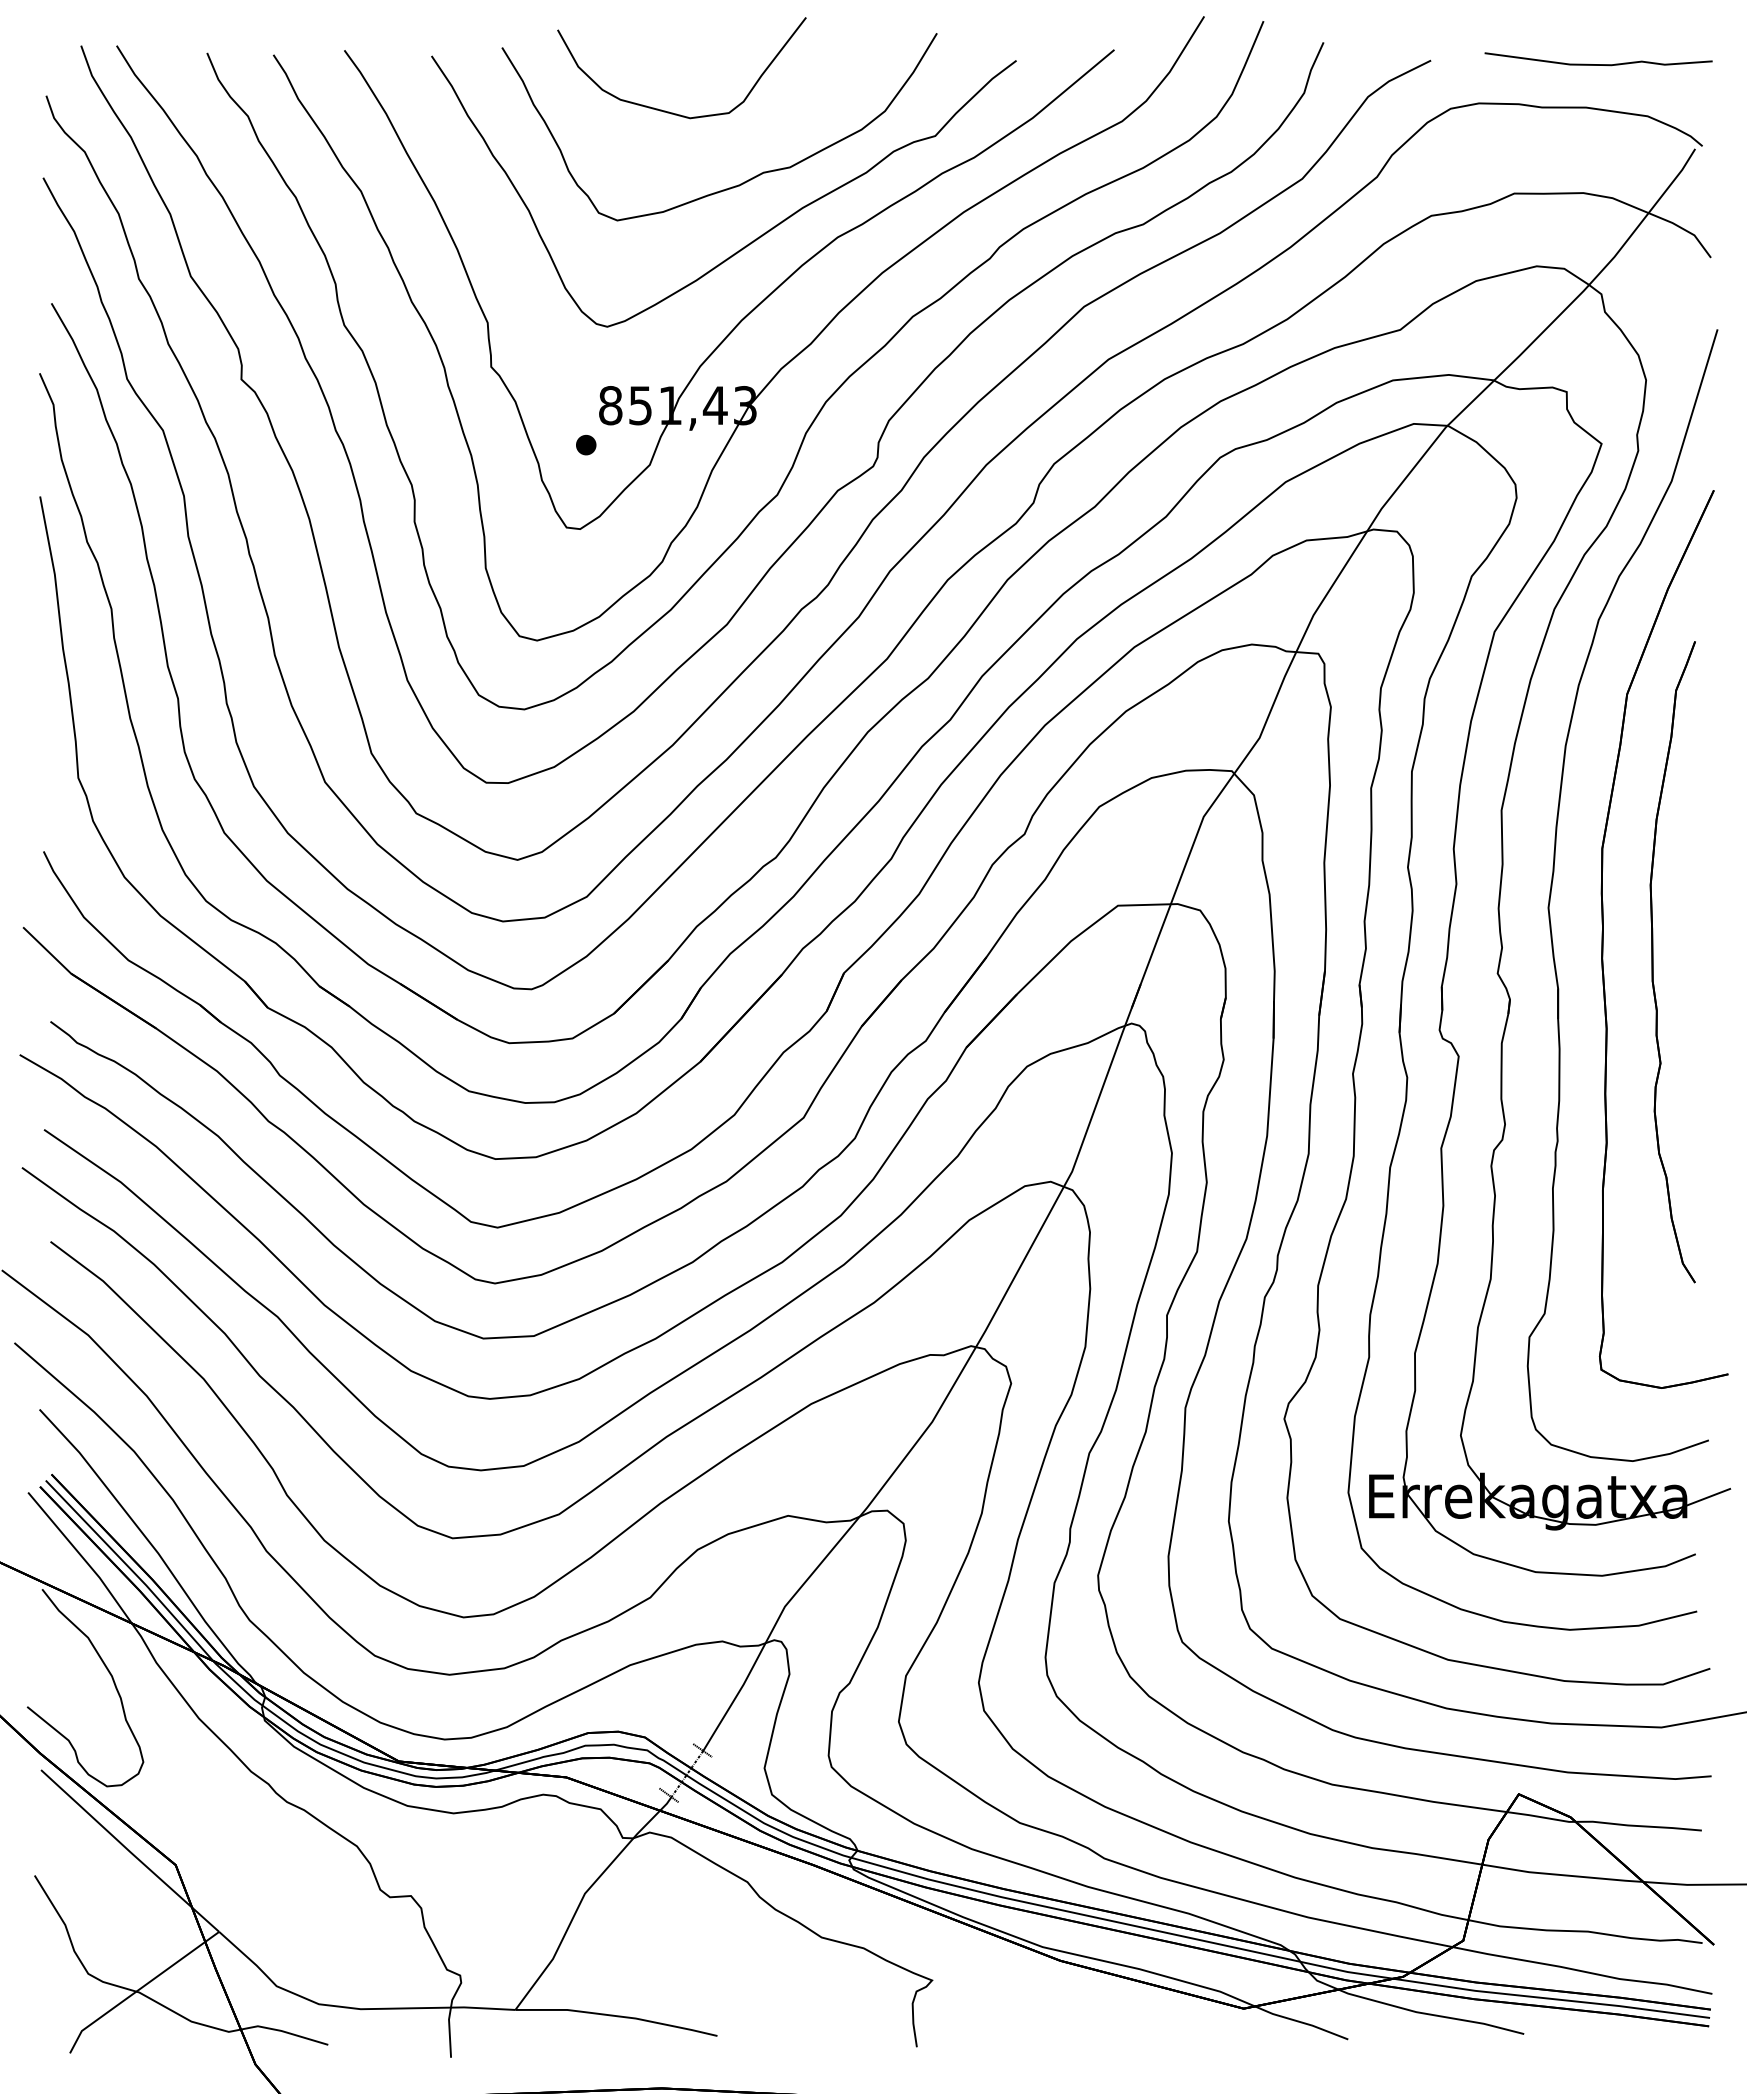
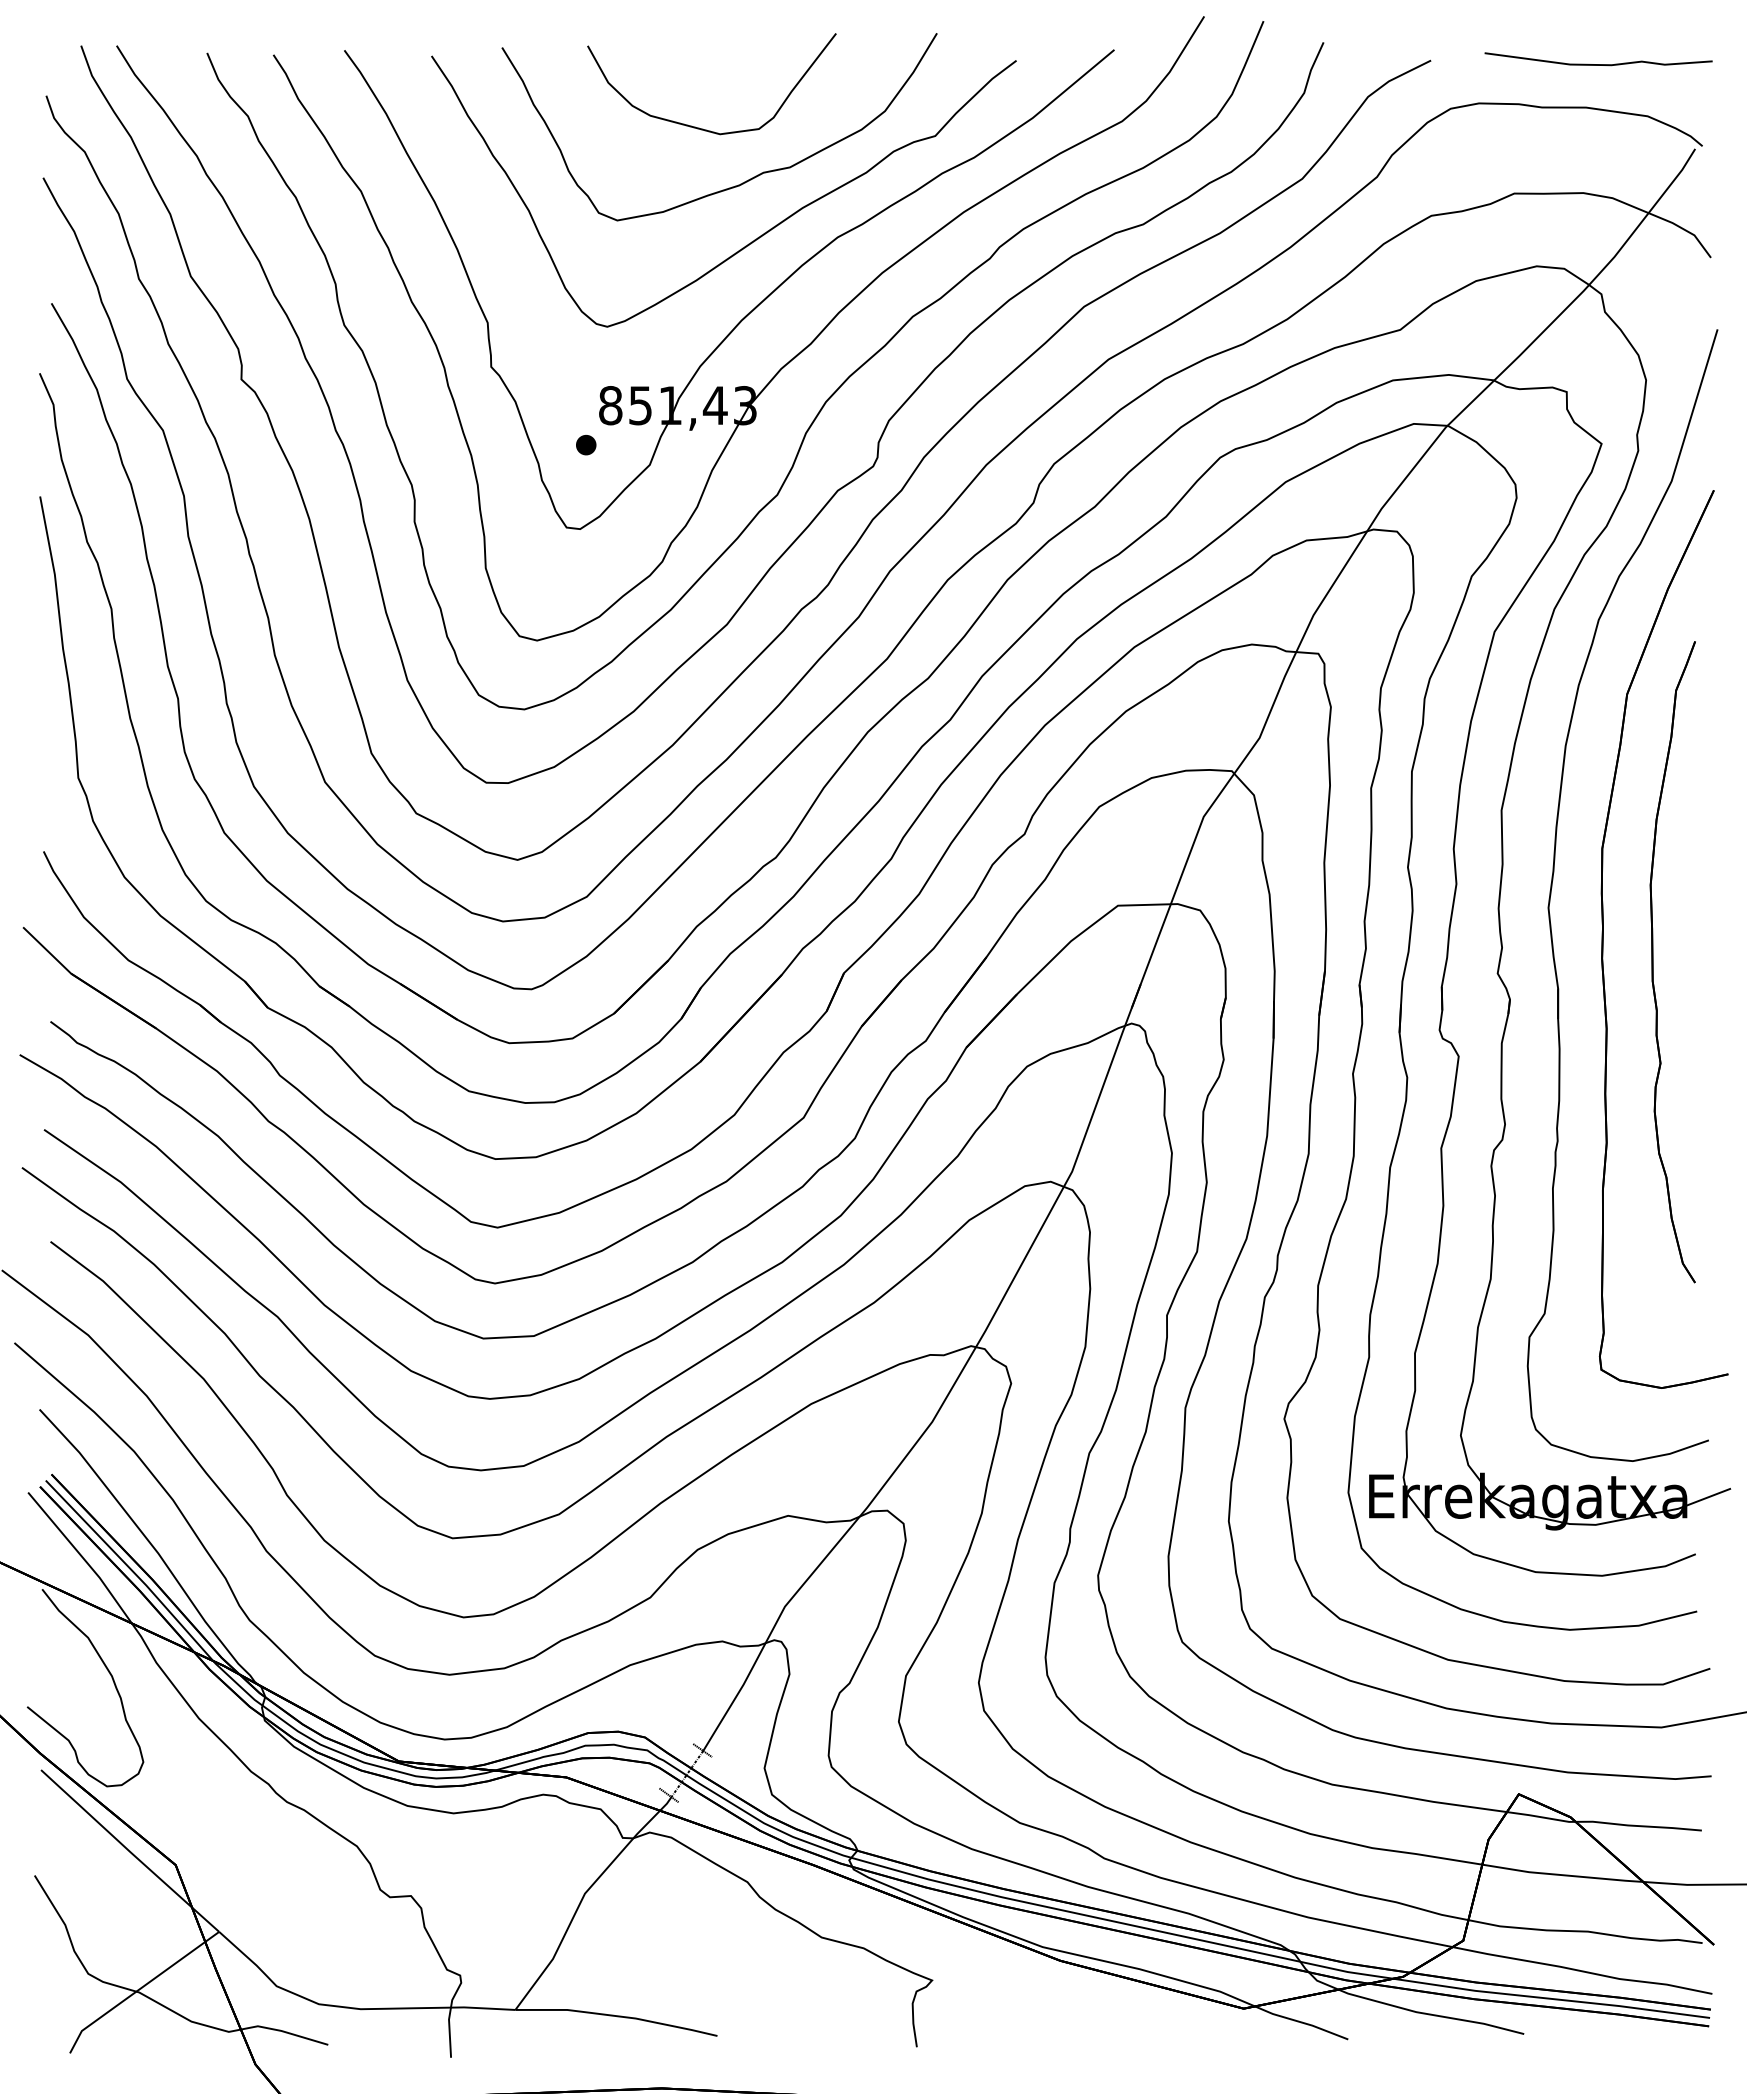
part position: (669, 111) -> (699, 127) (699, 127)
